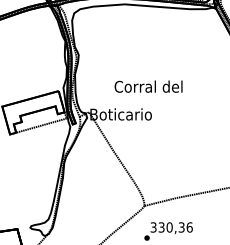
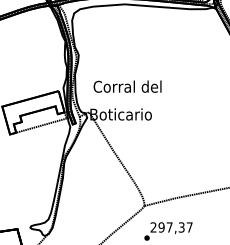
text position: (148, 86) -> (127, 86) (127, 86)
text: 330,36 -> 297,37 (171, 227)
